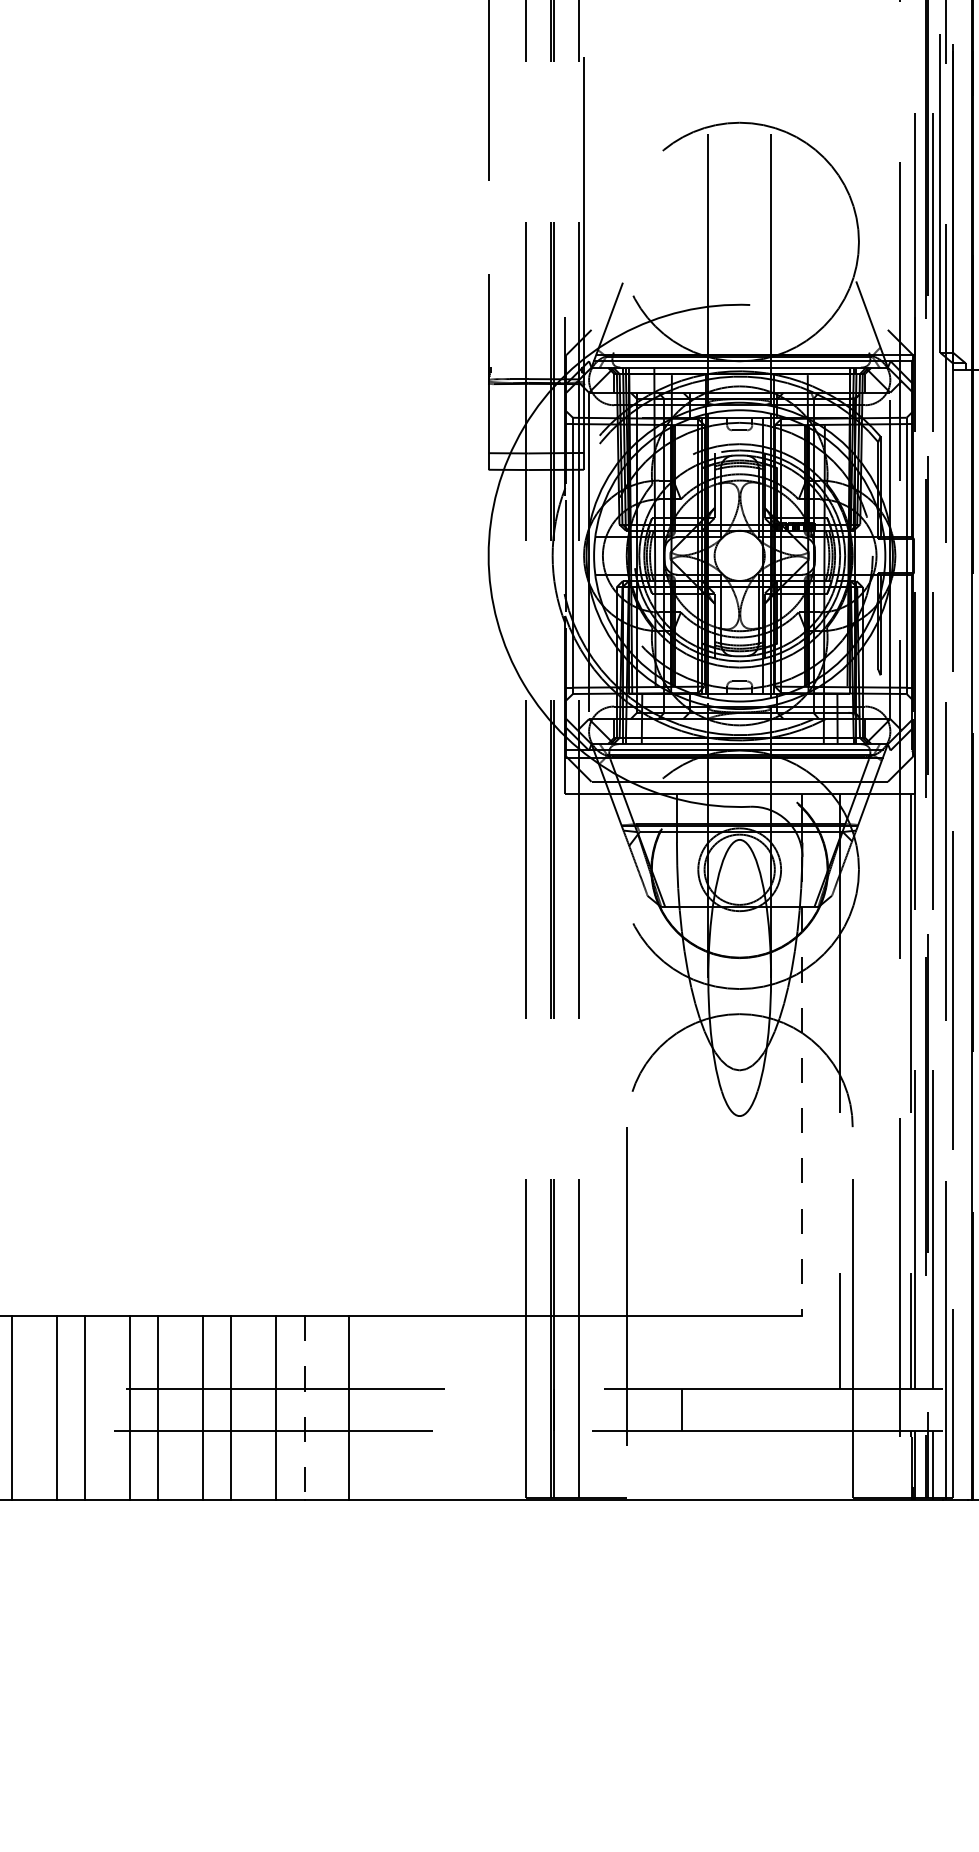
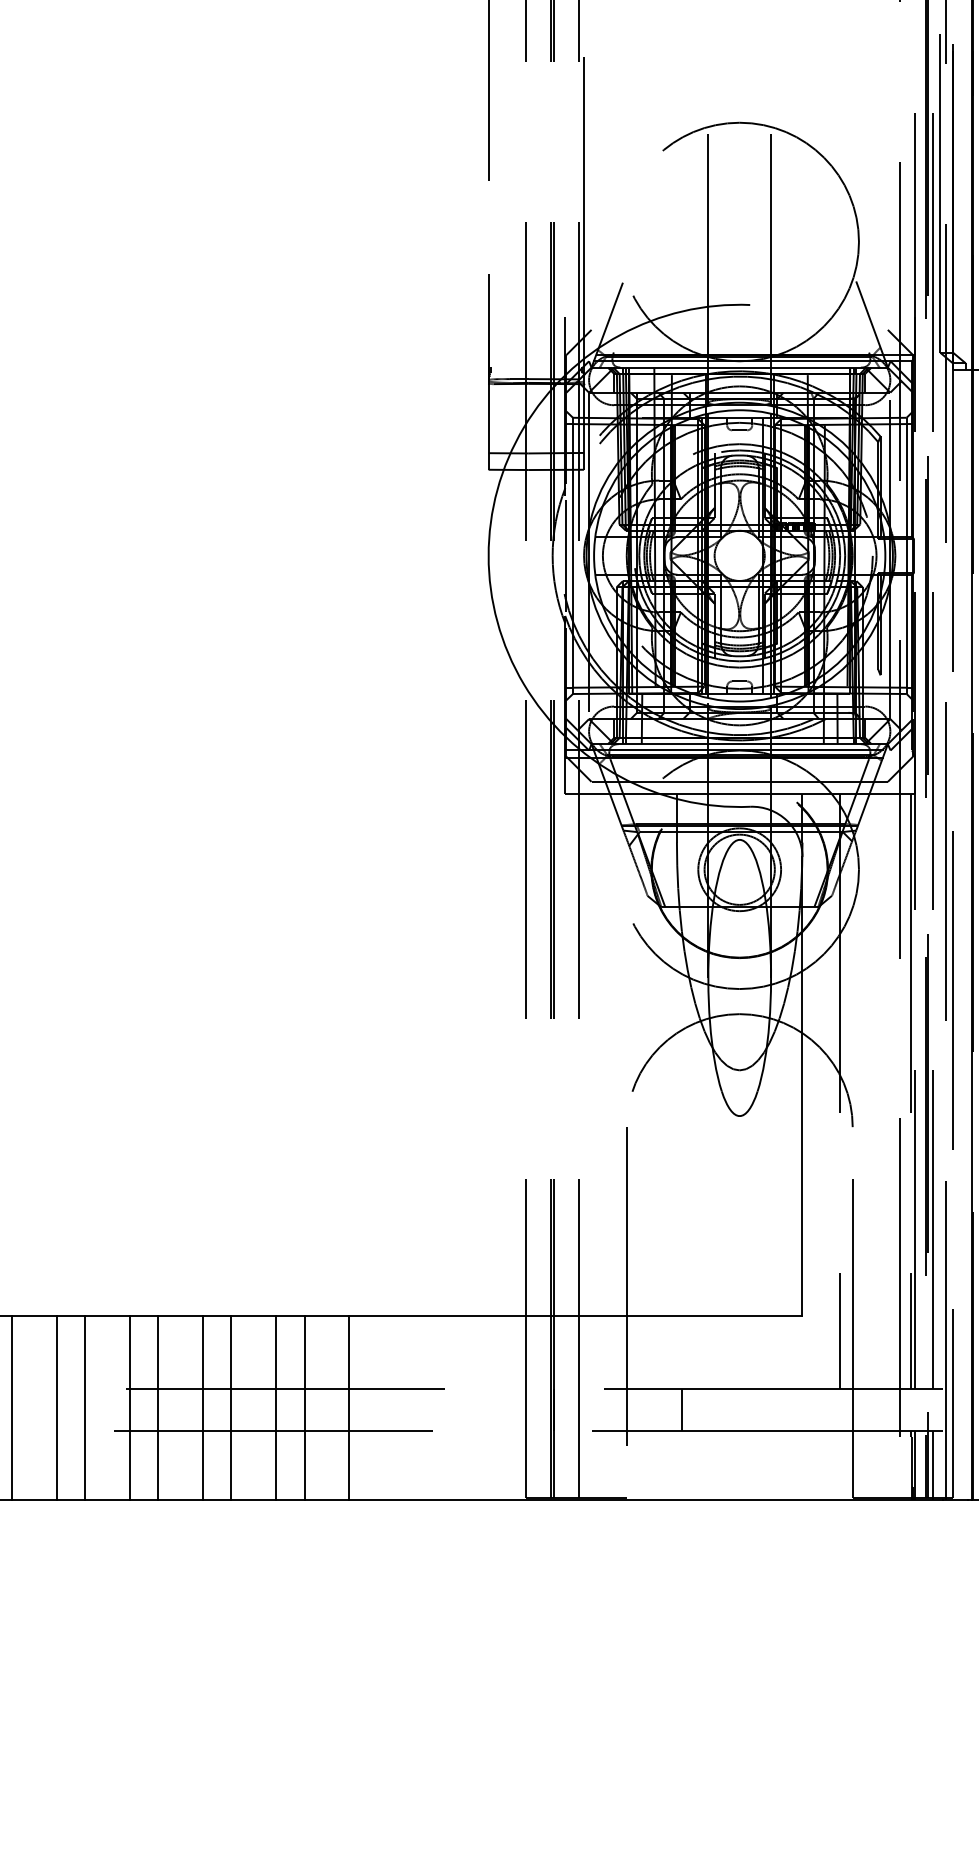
line: dashed -> solid (802, 1086)
line: dashed -> solid (304, 1407)
